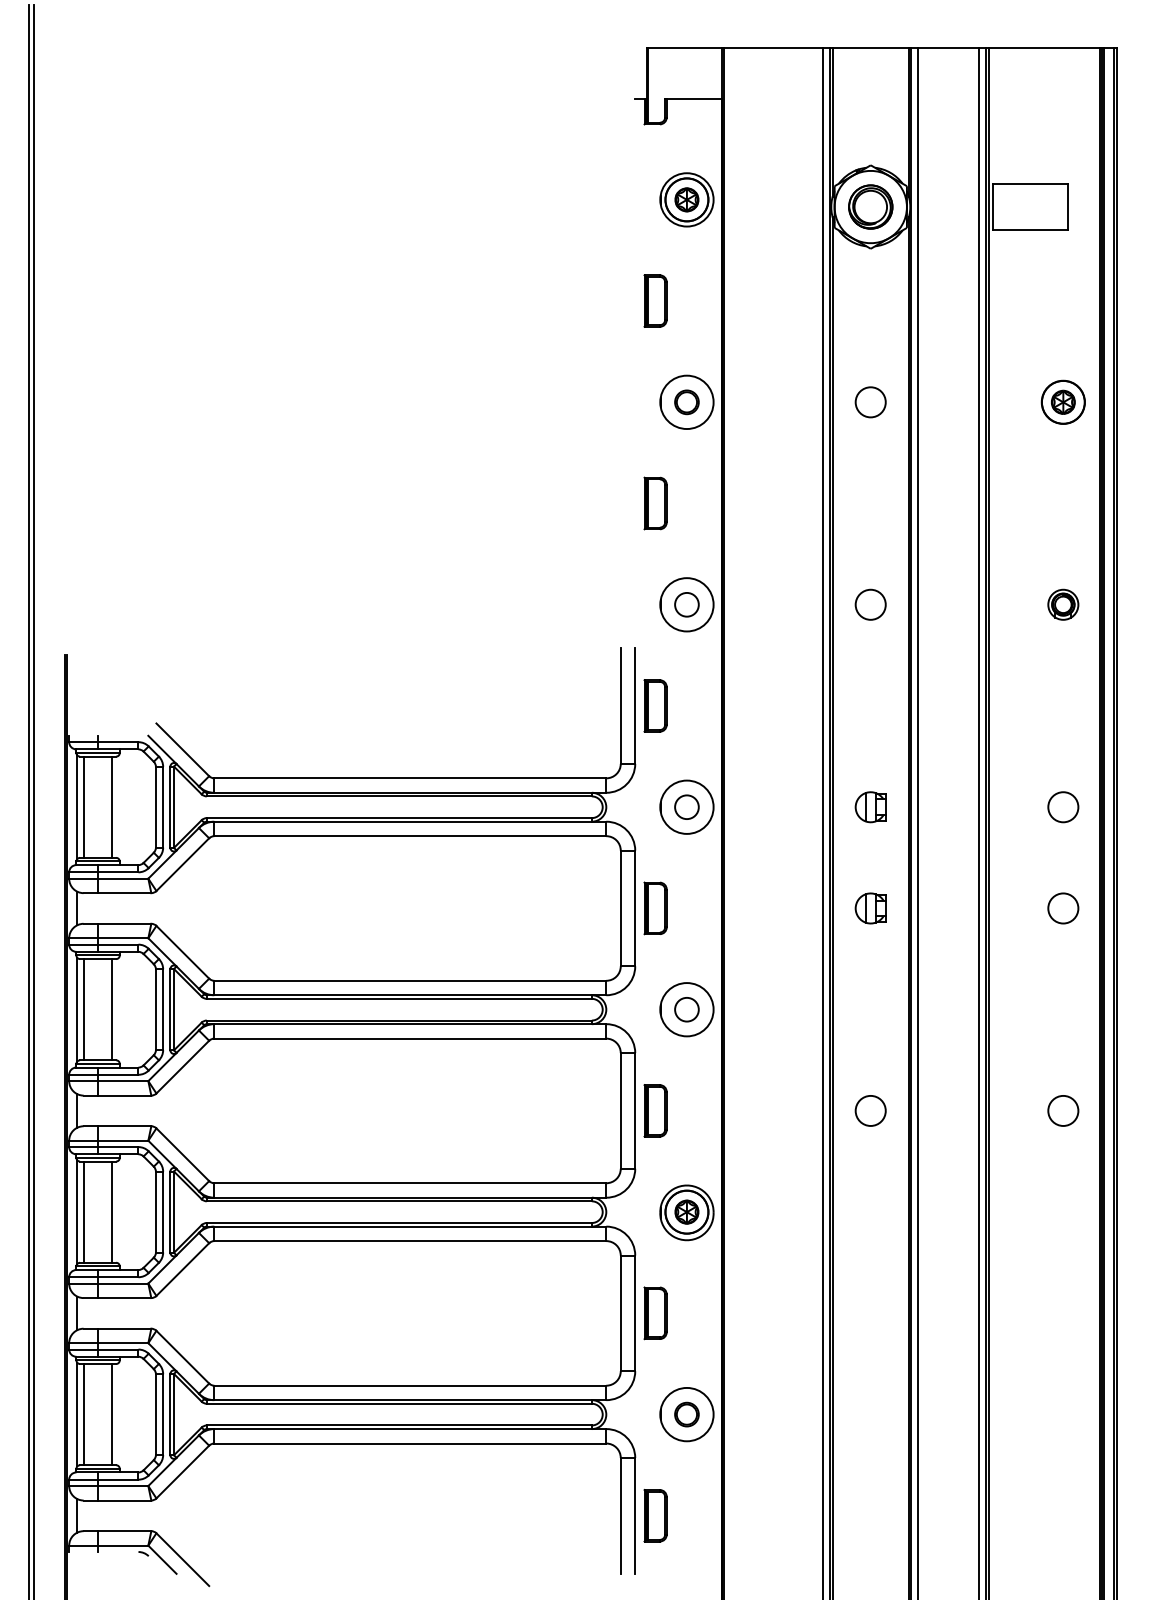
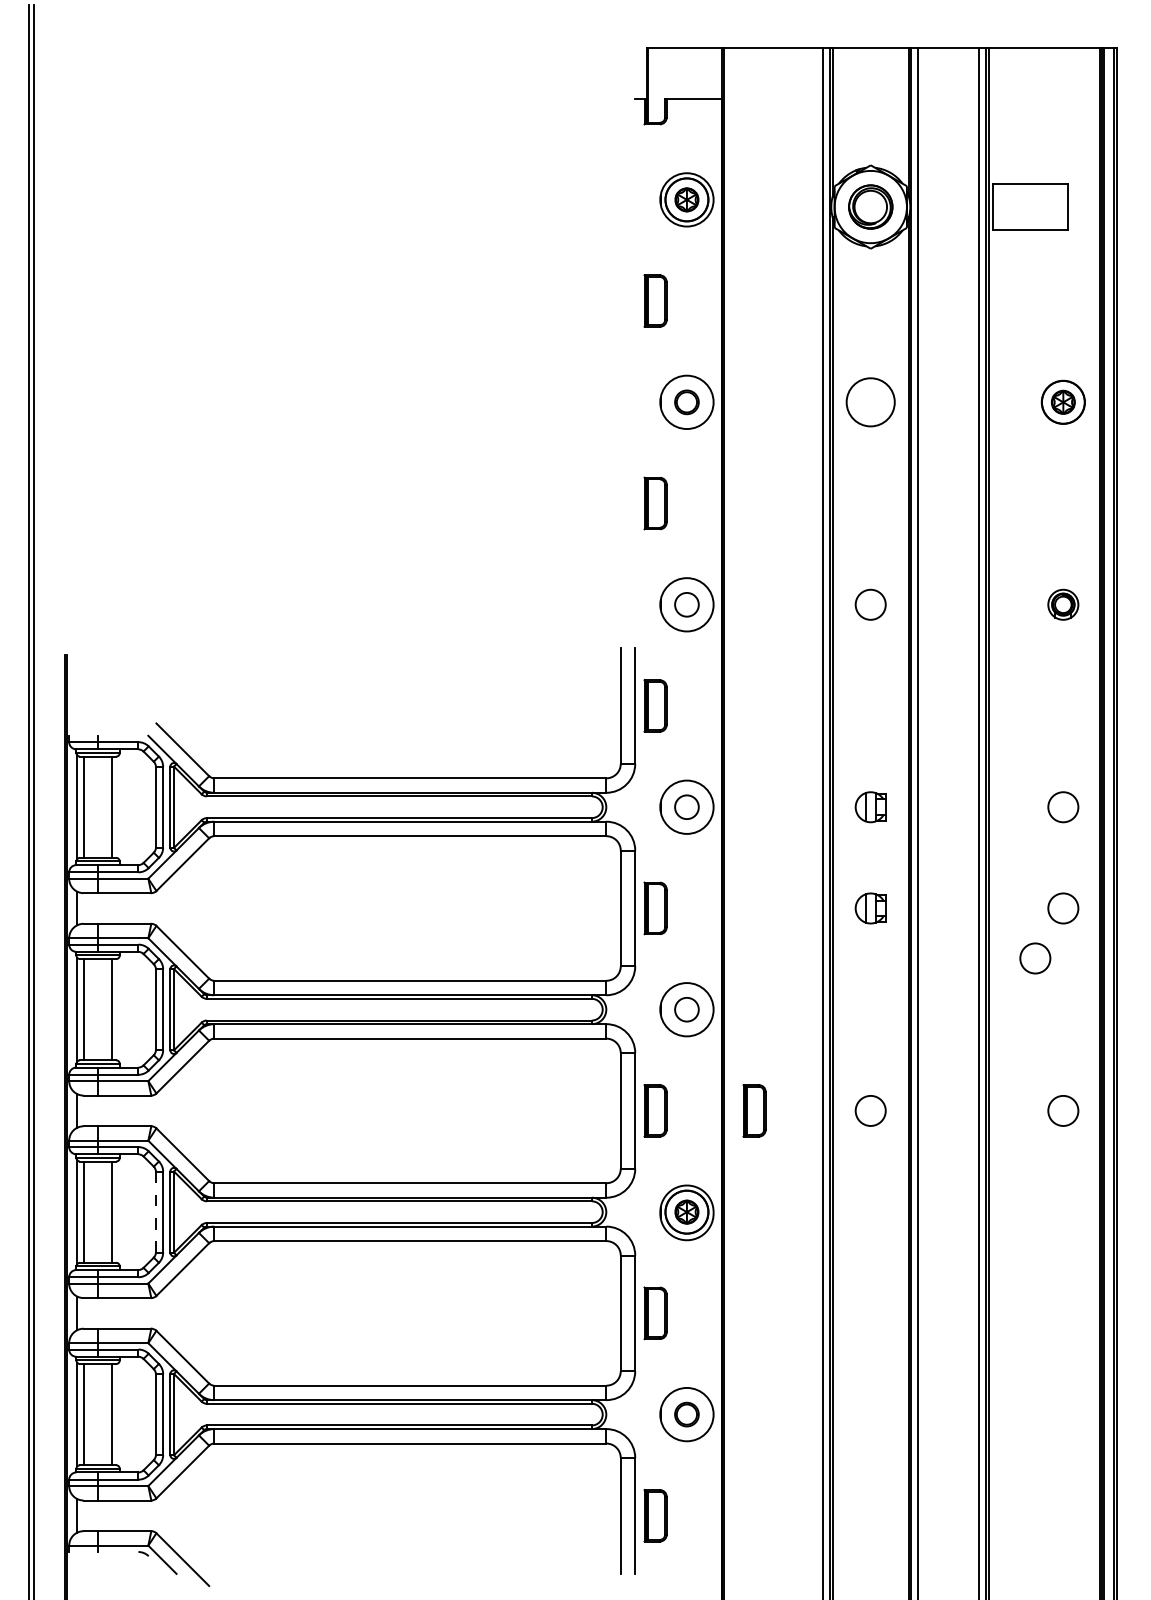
circle diameter: 30 px -> 48 px (870, 402)
circle: none -> present (1035, 958)
part: none -> present (754, 1110)
line: solid -> dashed (155, 1212)
